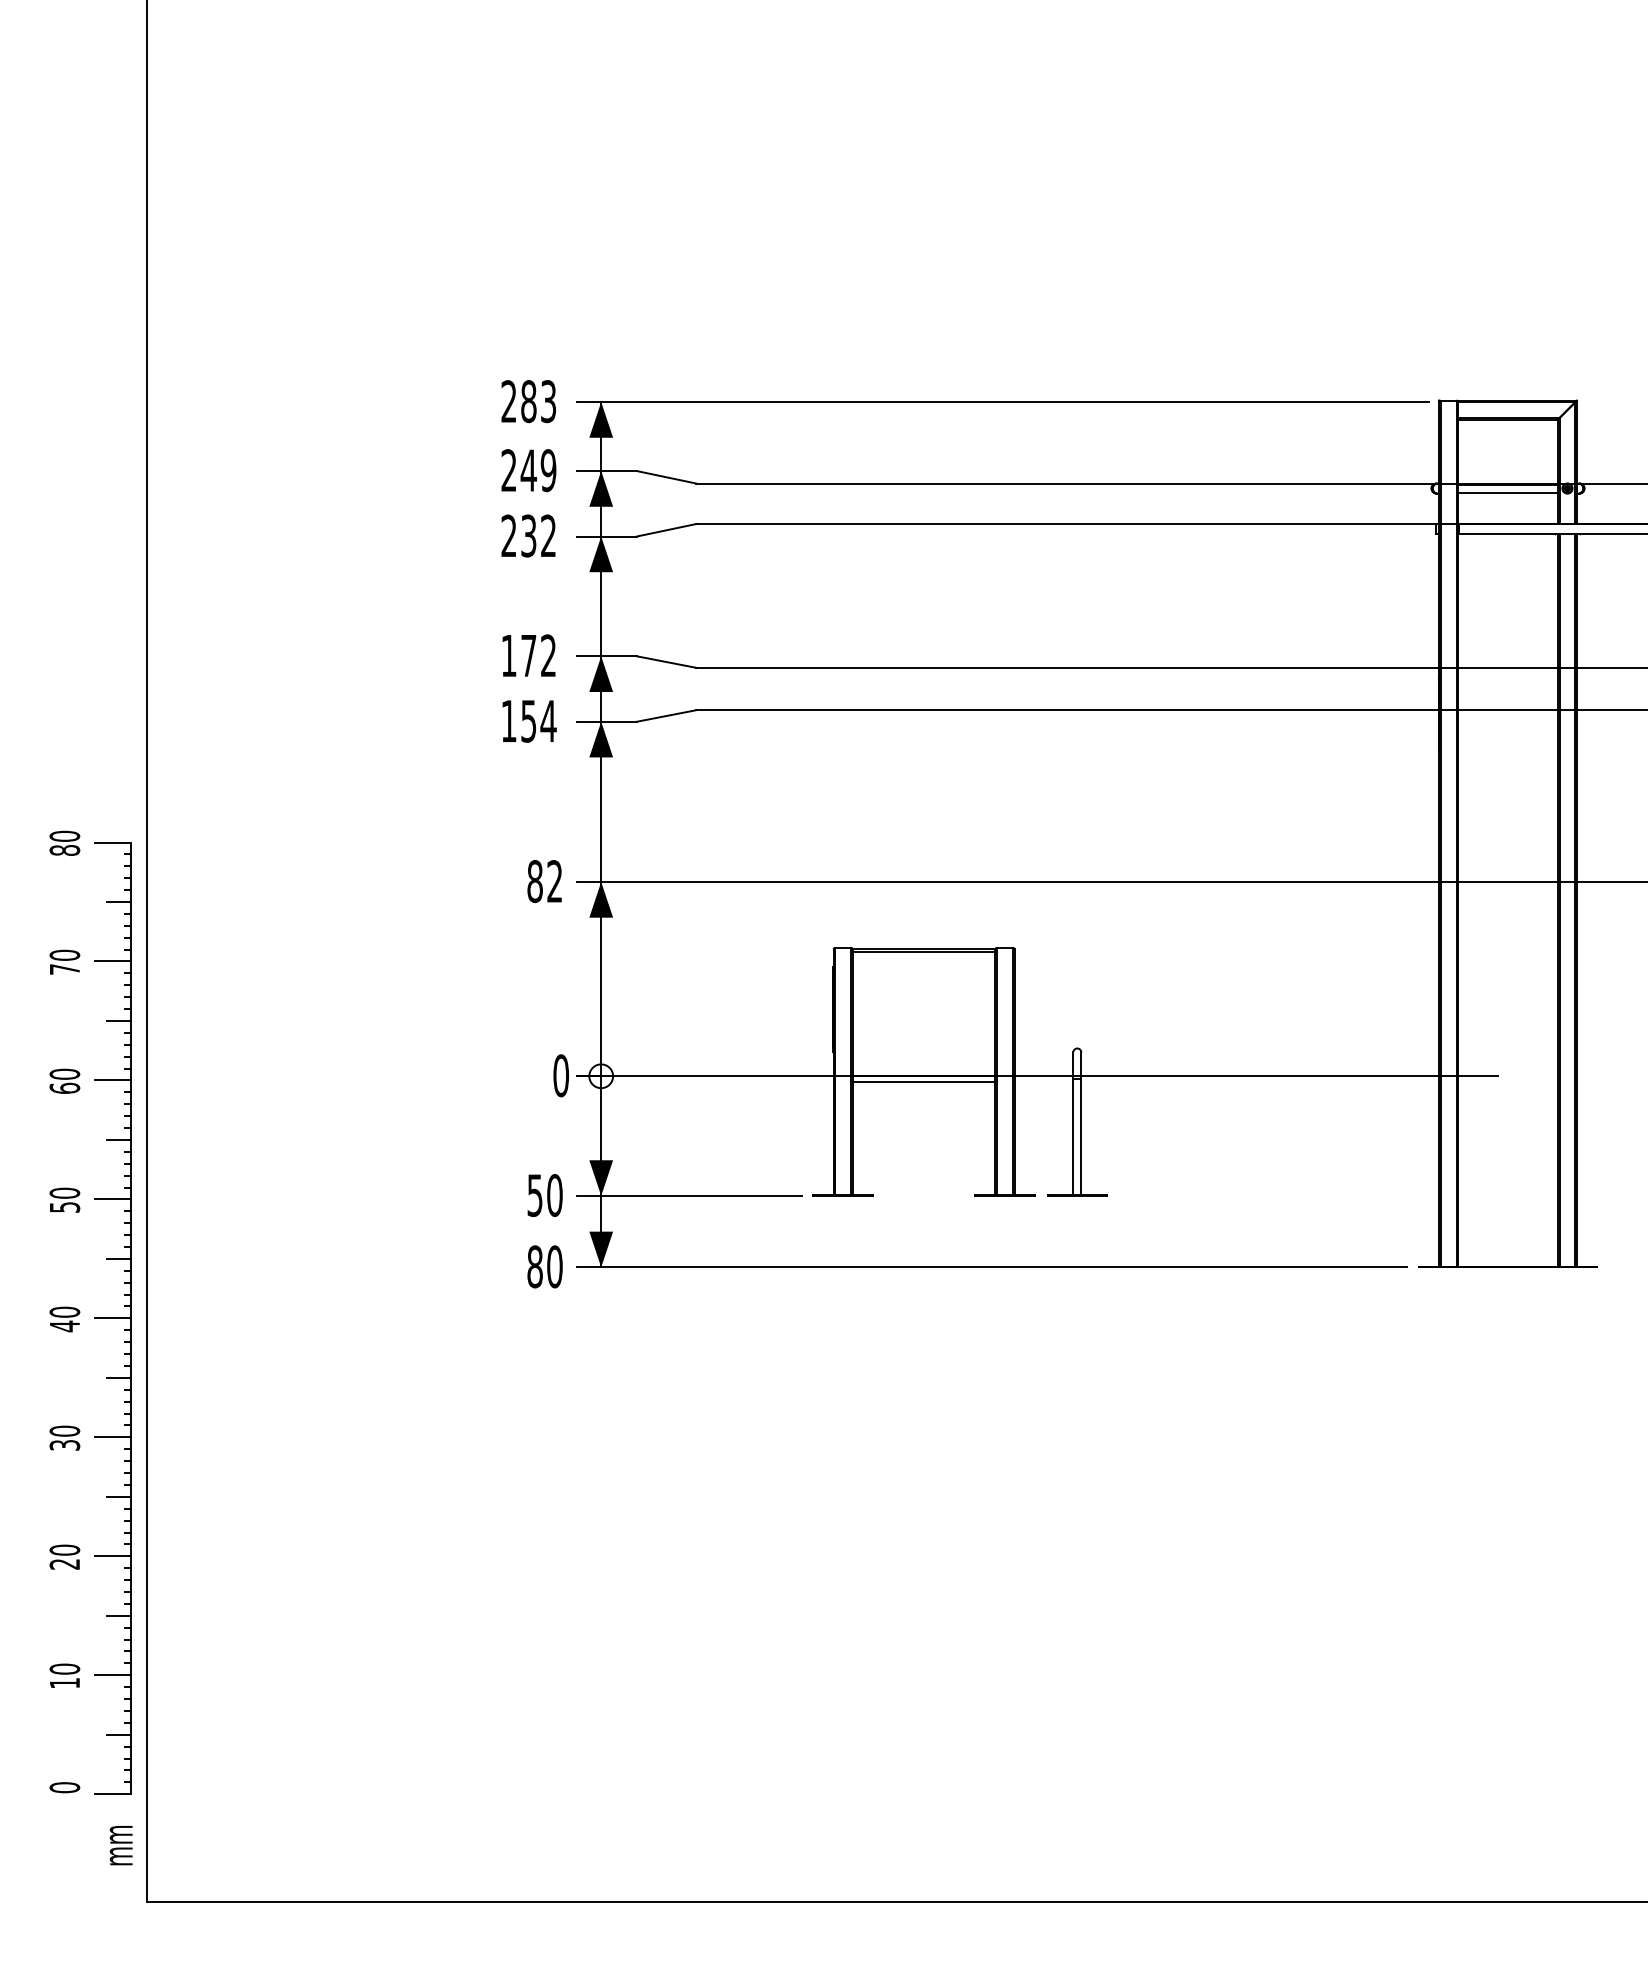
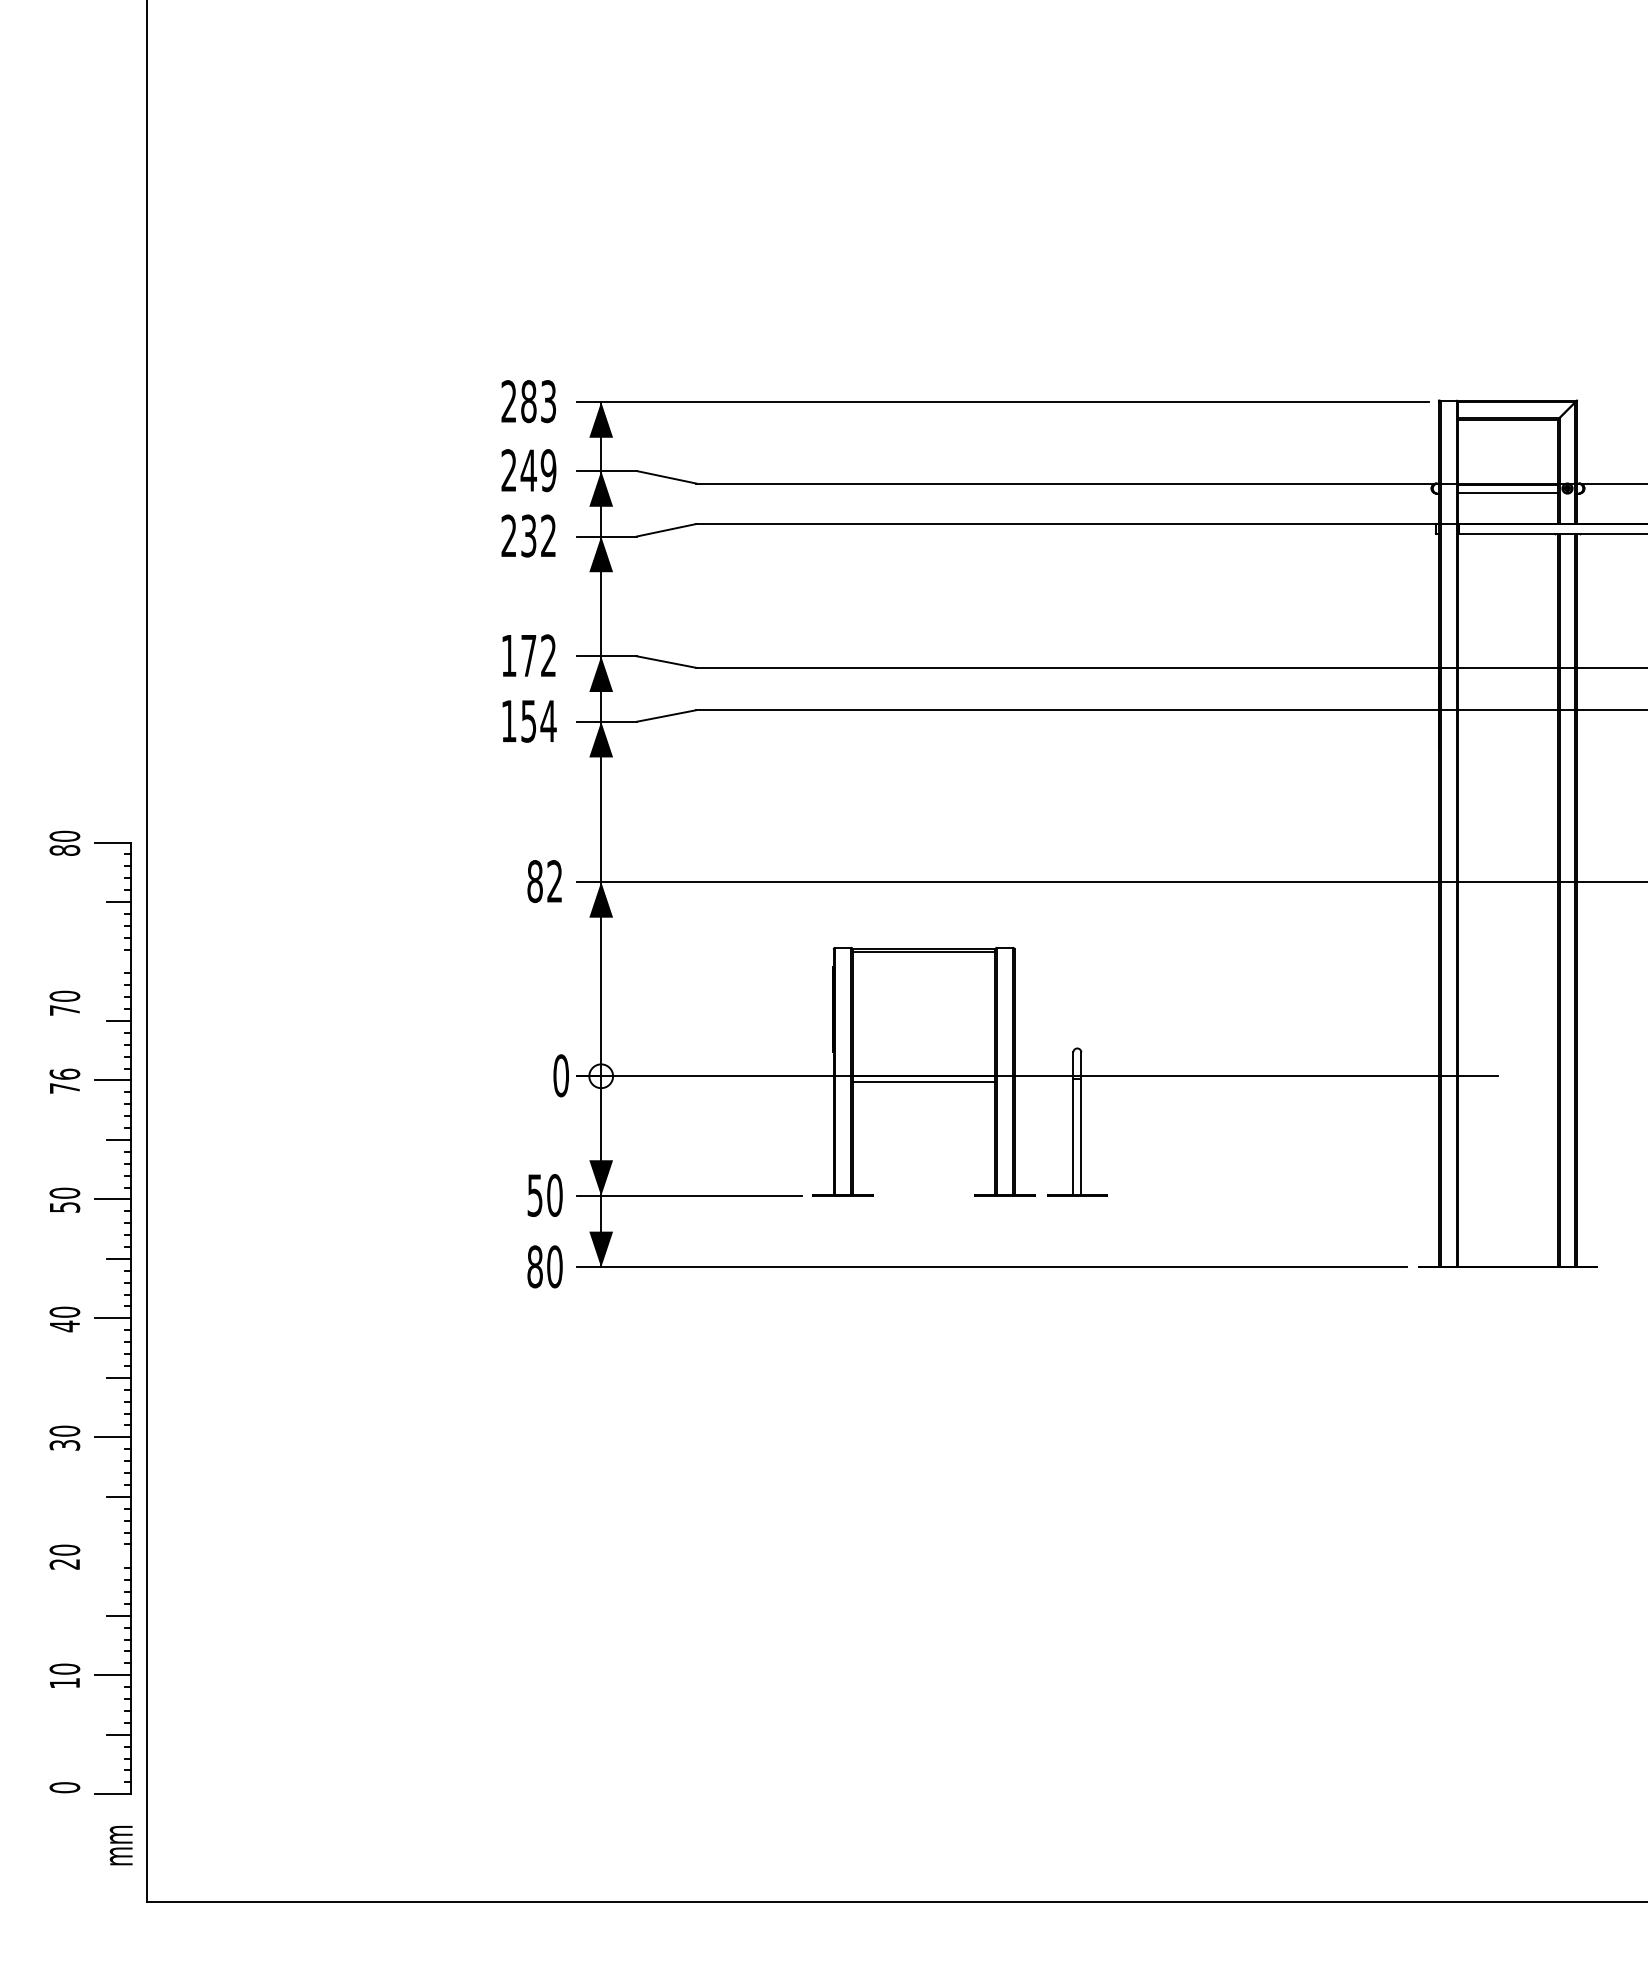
text position: (64, 961) -> (64, 1002) (64, 1002)
line: present -> none (113, 961)
text: 60 -> 76 (64, 1080)
line: present -> none (113, 1556)
